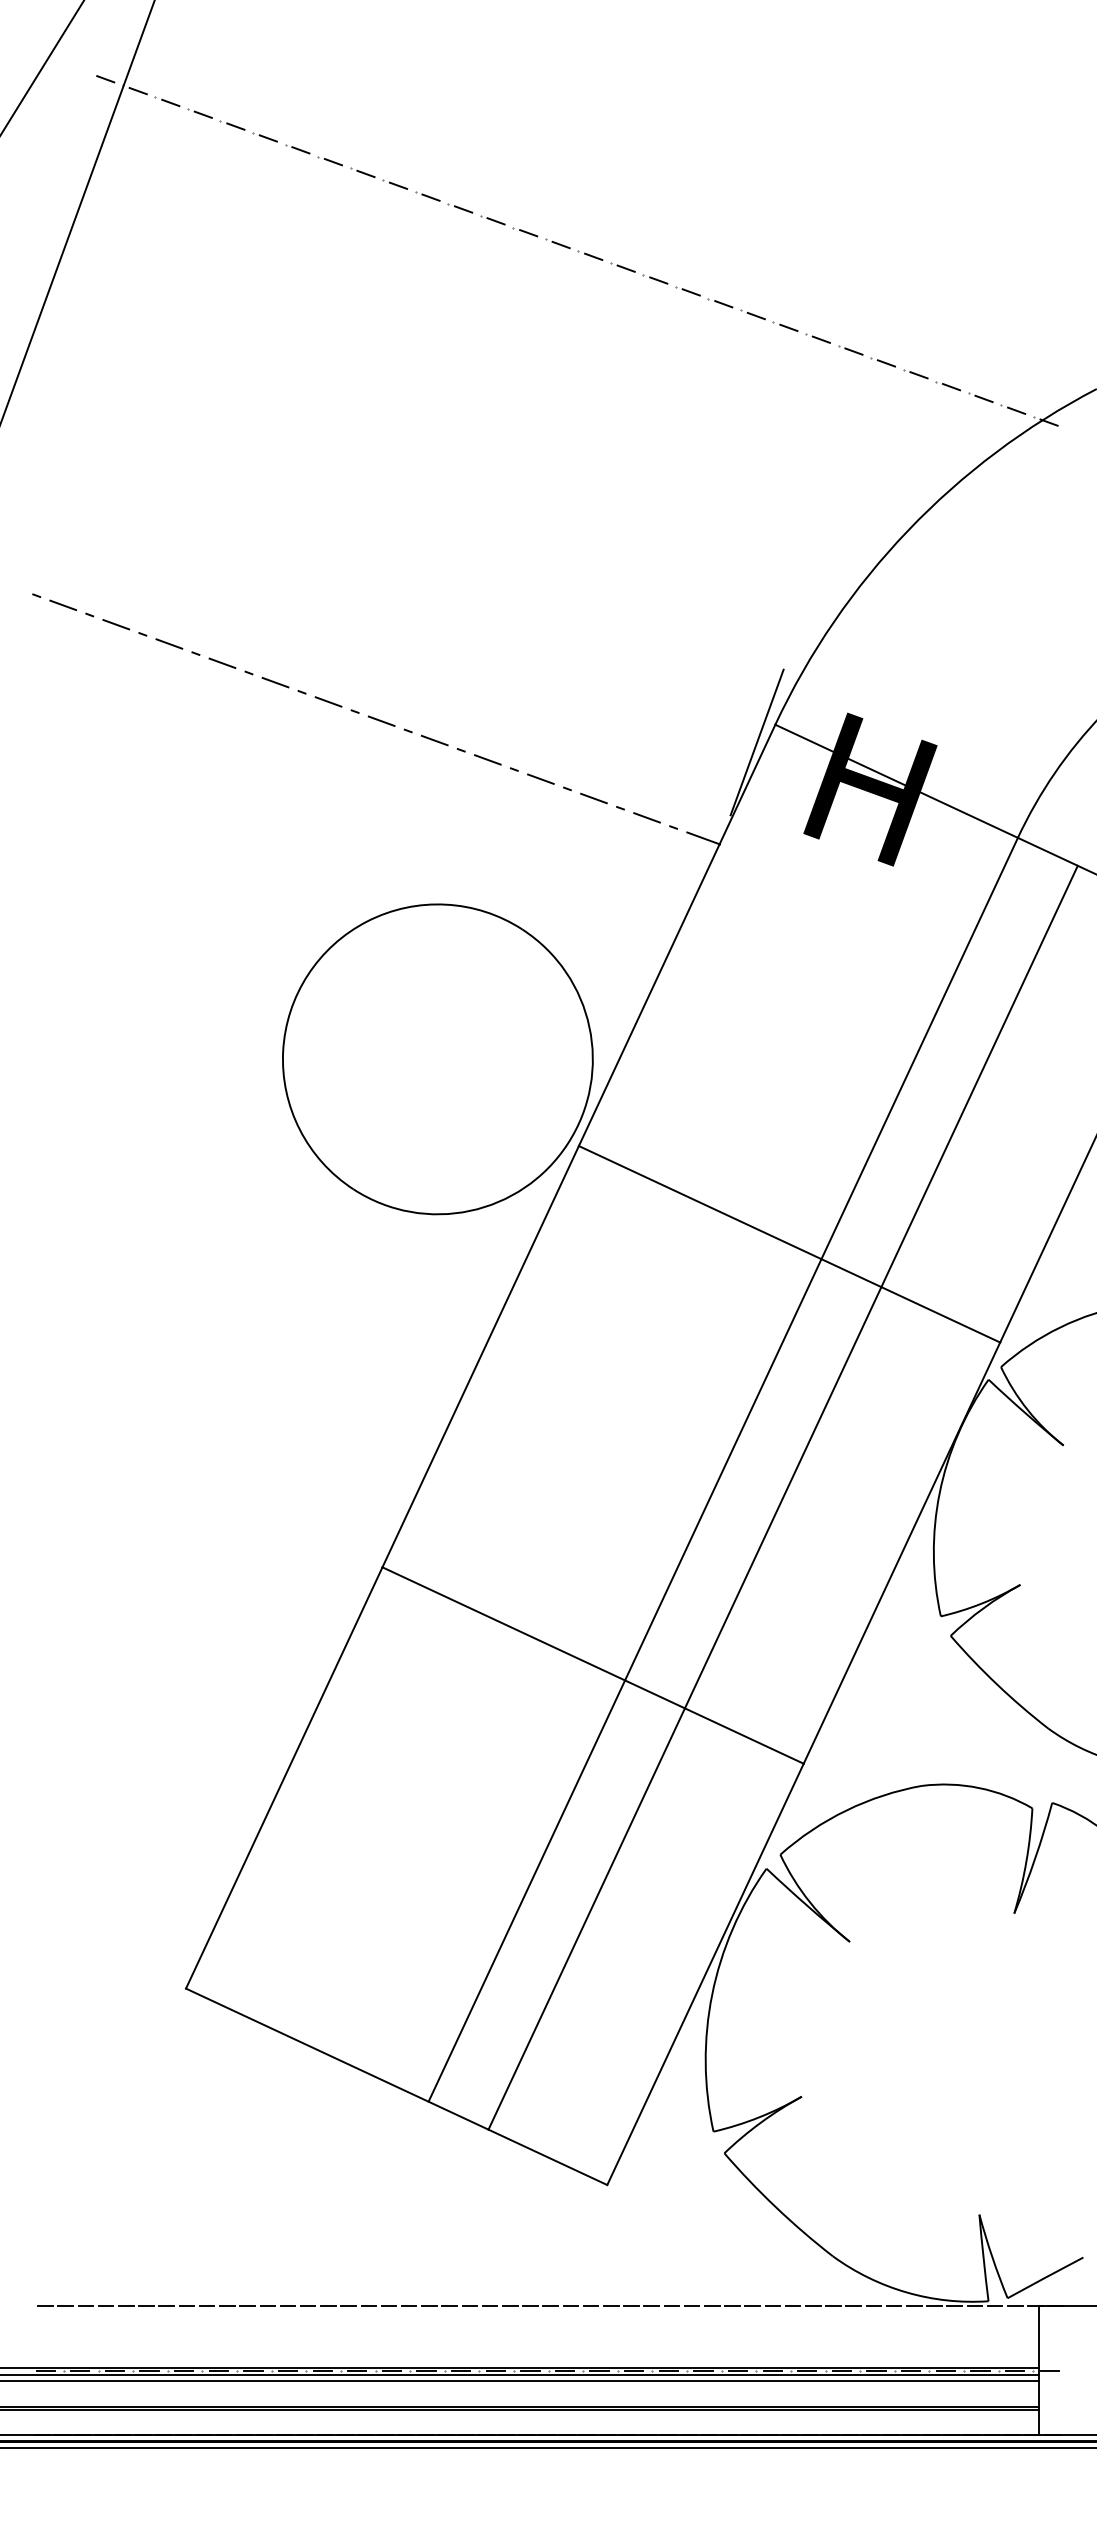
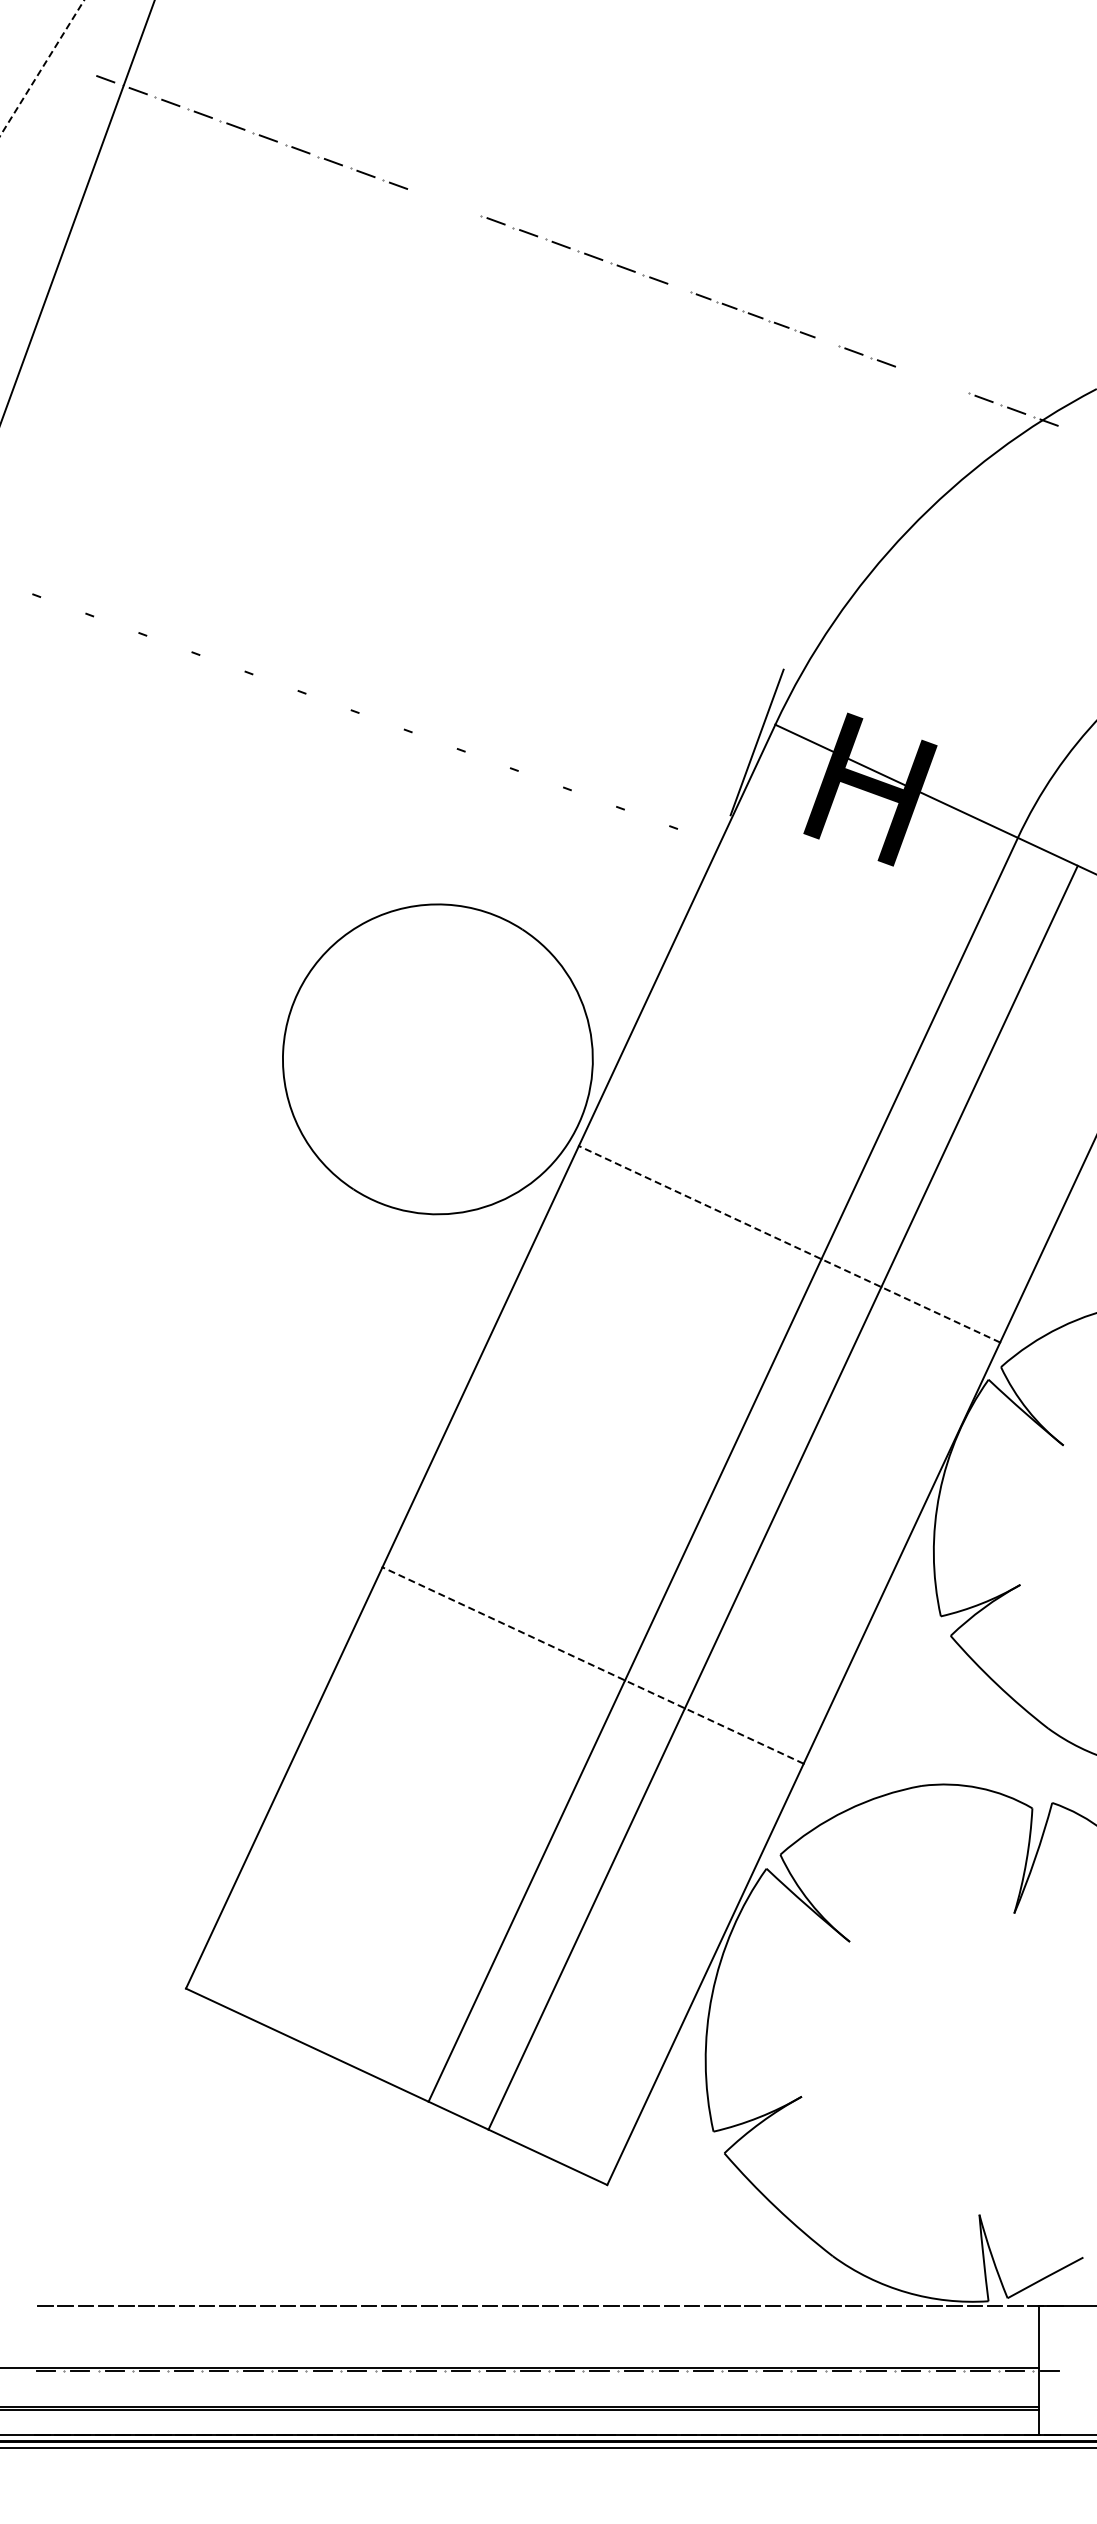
line: solid -> dashed (42, 67)
part: present -> none (444, 202)
part size: 156x58 px -> 126x48 px (752, 314)
part: present -> none (931, 380)
line: present -> none (63, 605)
line: present -> none (116, 624)
line: present -> none (169, 643)
line: present -> none (222, 663)
line: present -> none (275, 682)
line: present -> none (328, 701)
line: present -> none (381, 720)
line: present -> none (434, 740)
line: present -> none (487, 759)
line: present -> none (540, 778)
line: present -> none (593, 798)
line: present -> none (646, 817)
line: present -> none (703, 838)
line: solid -> dashed (789, 1244)
line: solid -> dashed (592, 1665)
line: present -> none (520, 2374)
line: present -> none (520, 2381)
